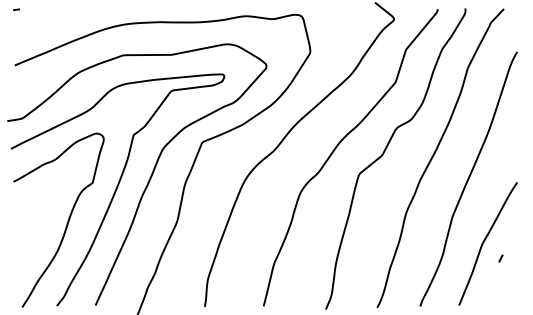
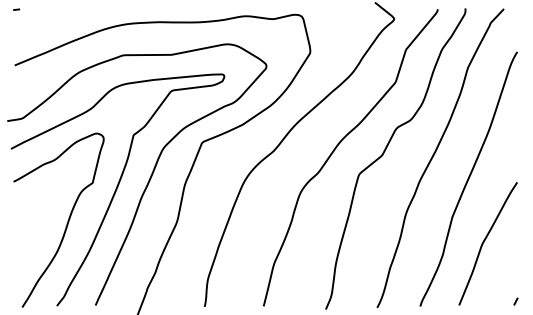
line position: (500, 258) -> (515, 301) (515, 301)
